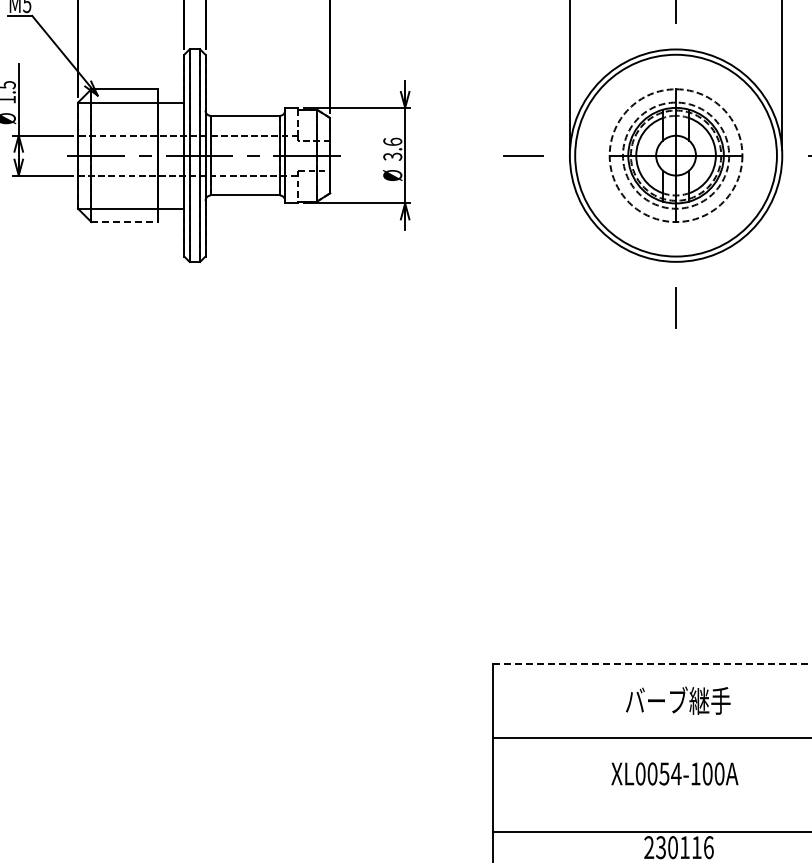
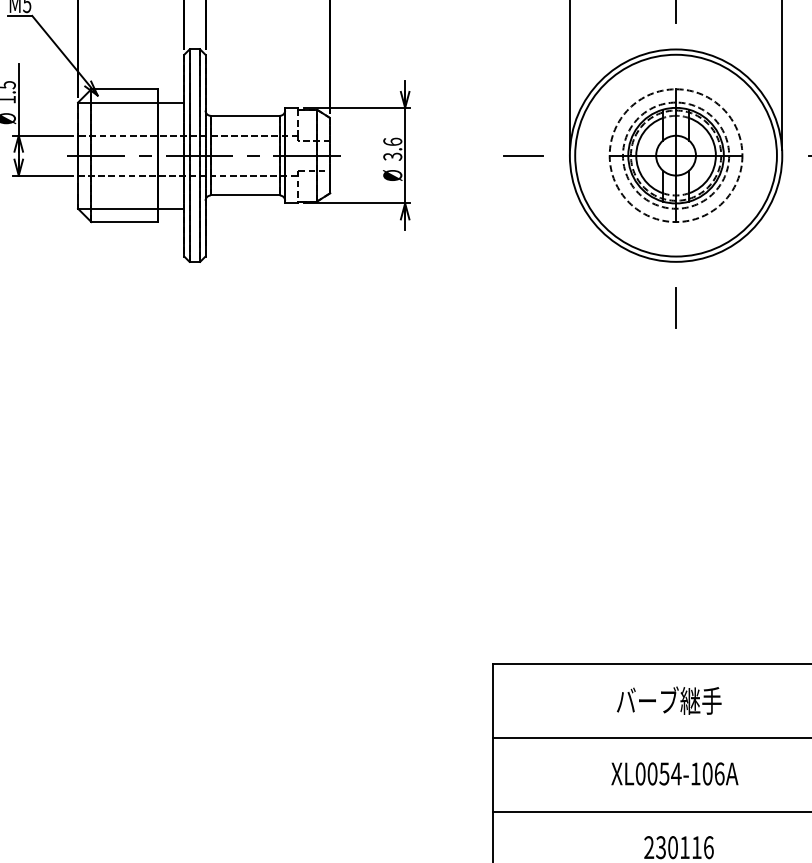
line: dashed -> solid (125, 222)
line: dashed -> solid (652, 663)
text position: (678, 700) -> (669, 700) (669, 700)
text: XL0054-100A -> XL0054-106A (719, 773)
line position: (650, 832) -> (650, 812) (650, 812)
